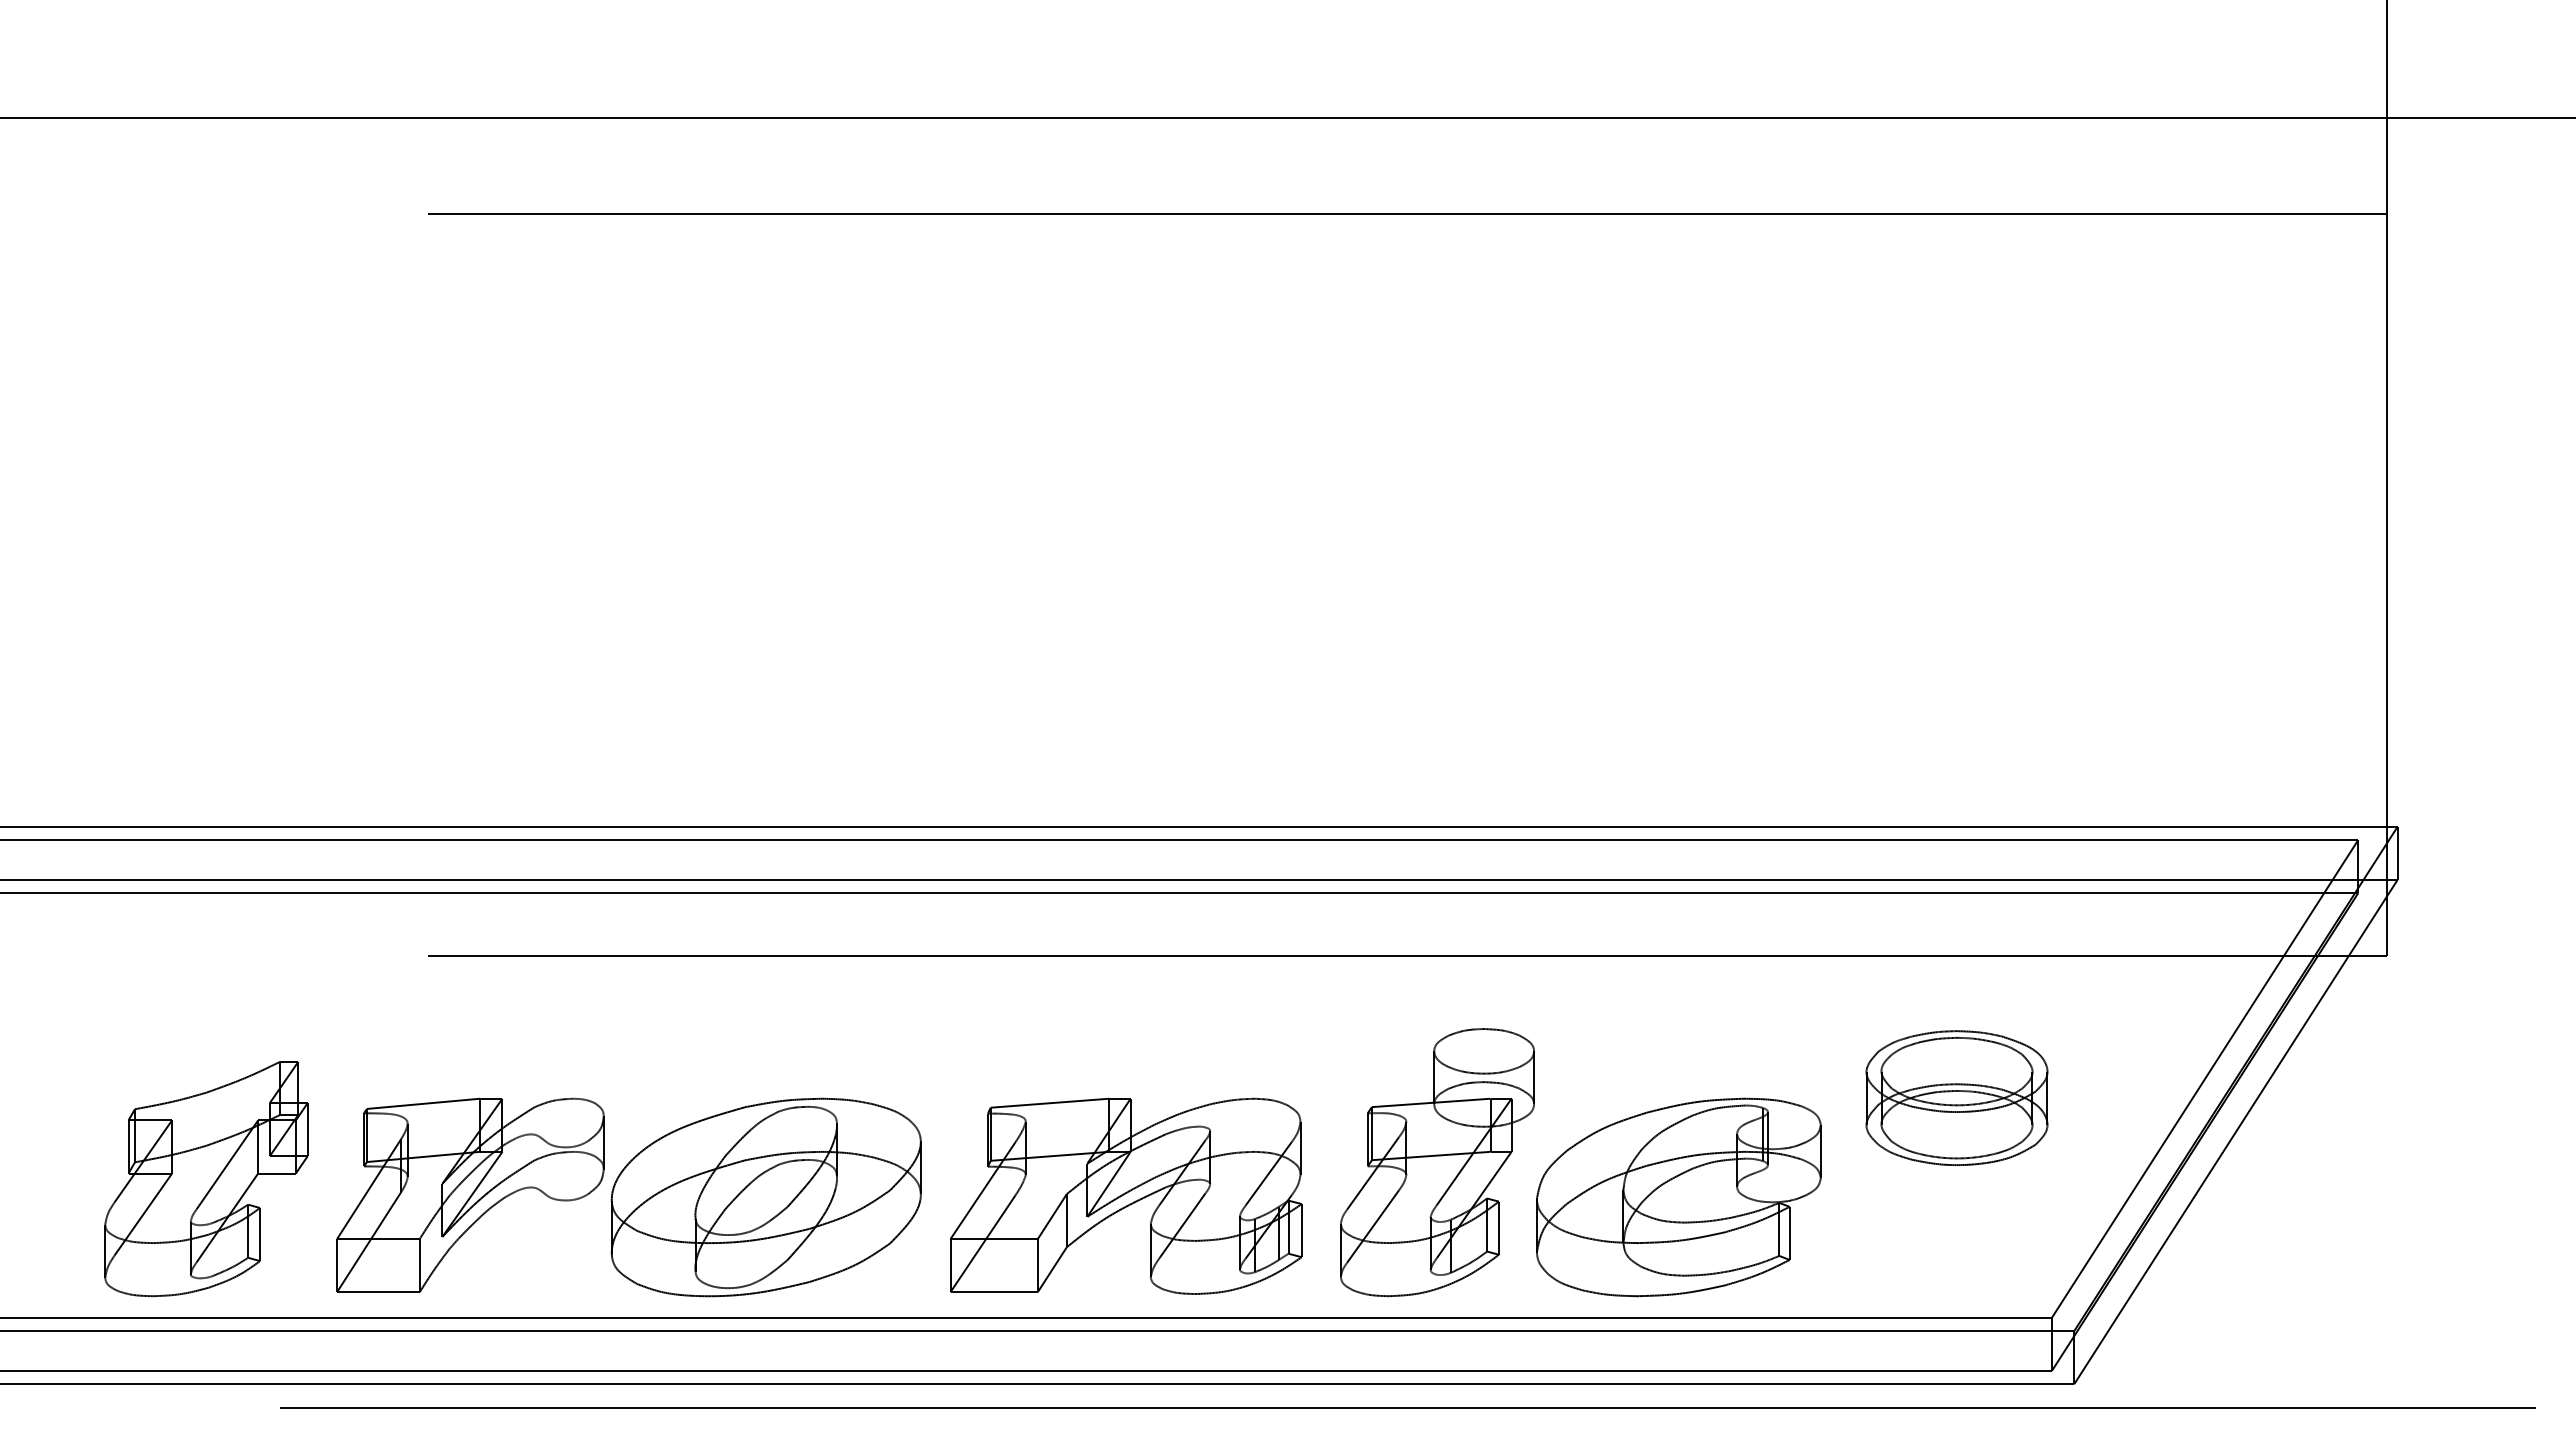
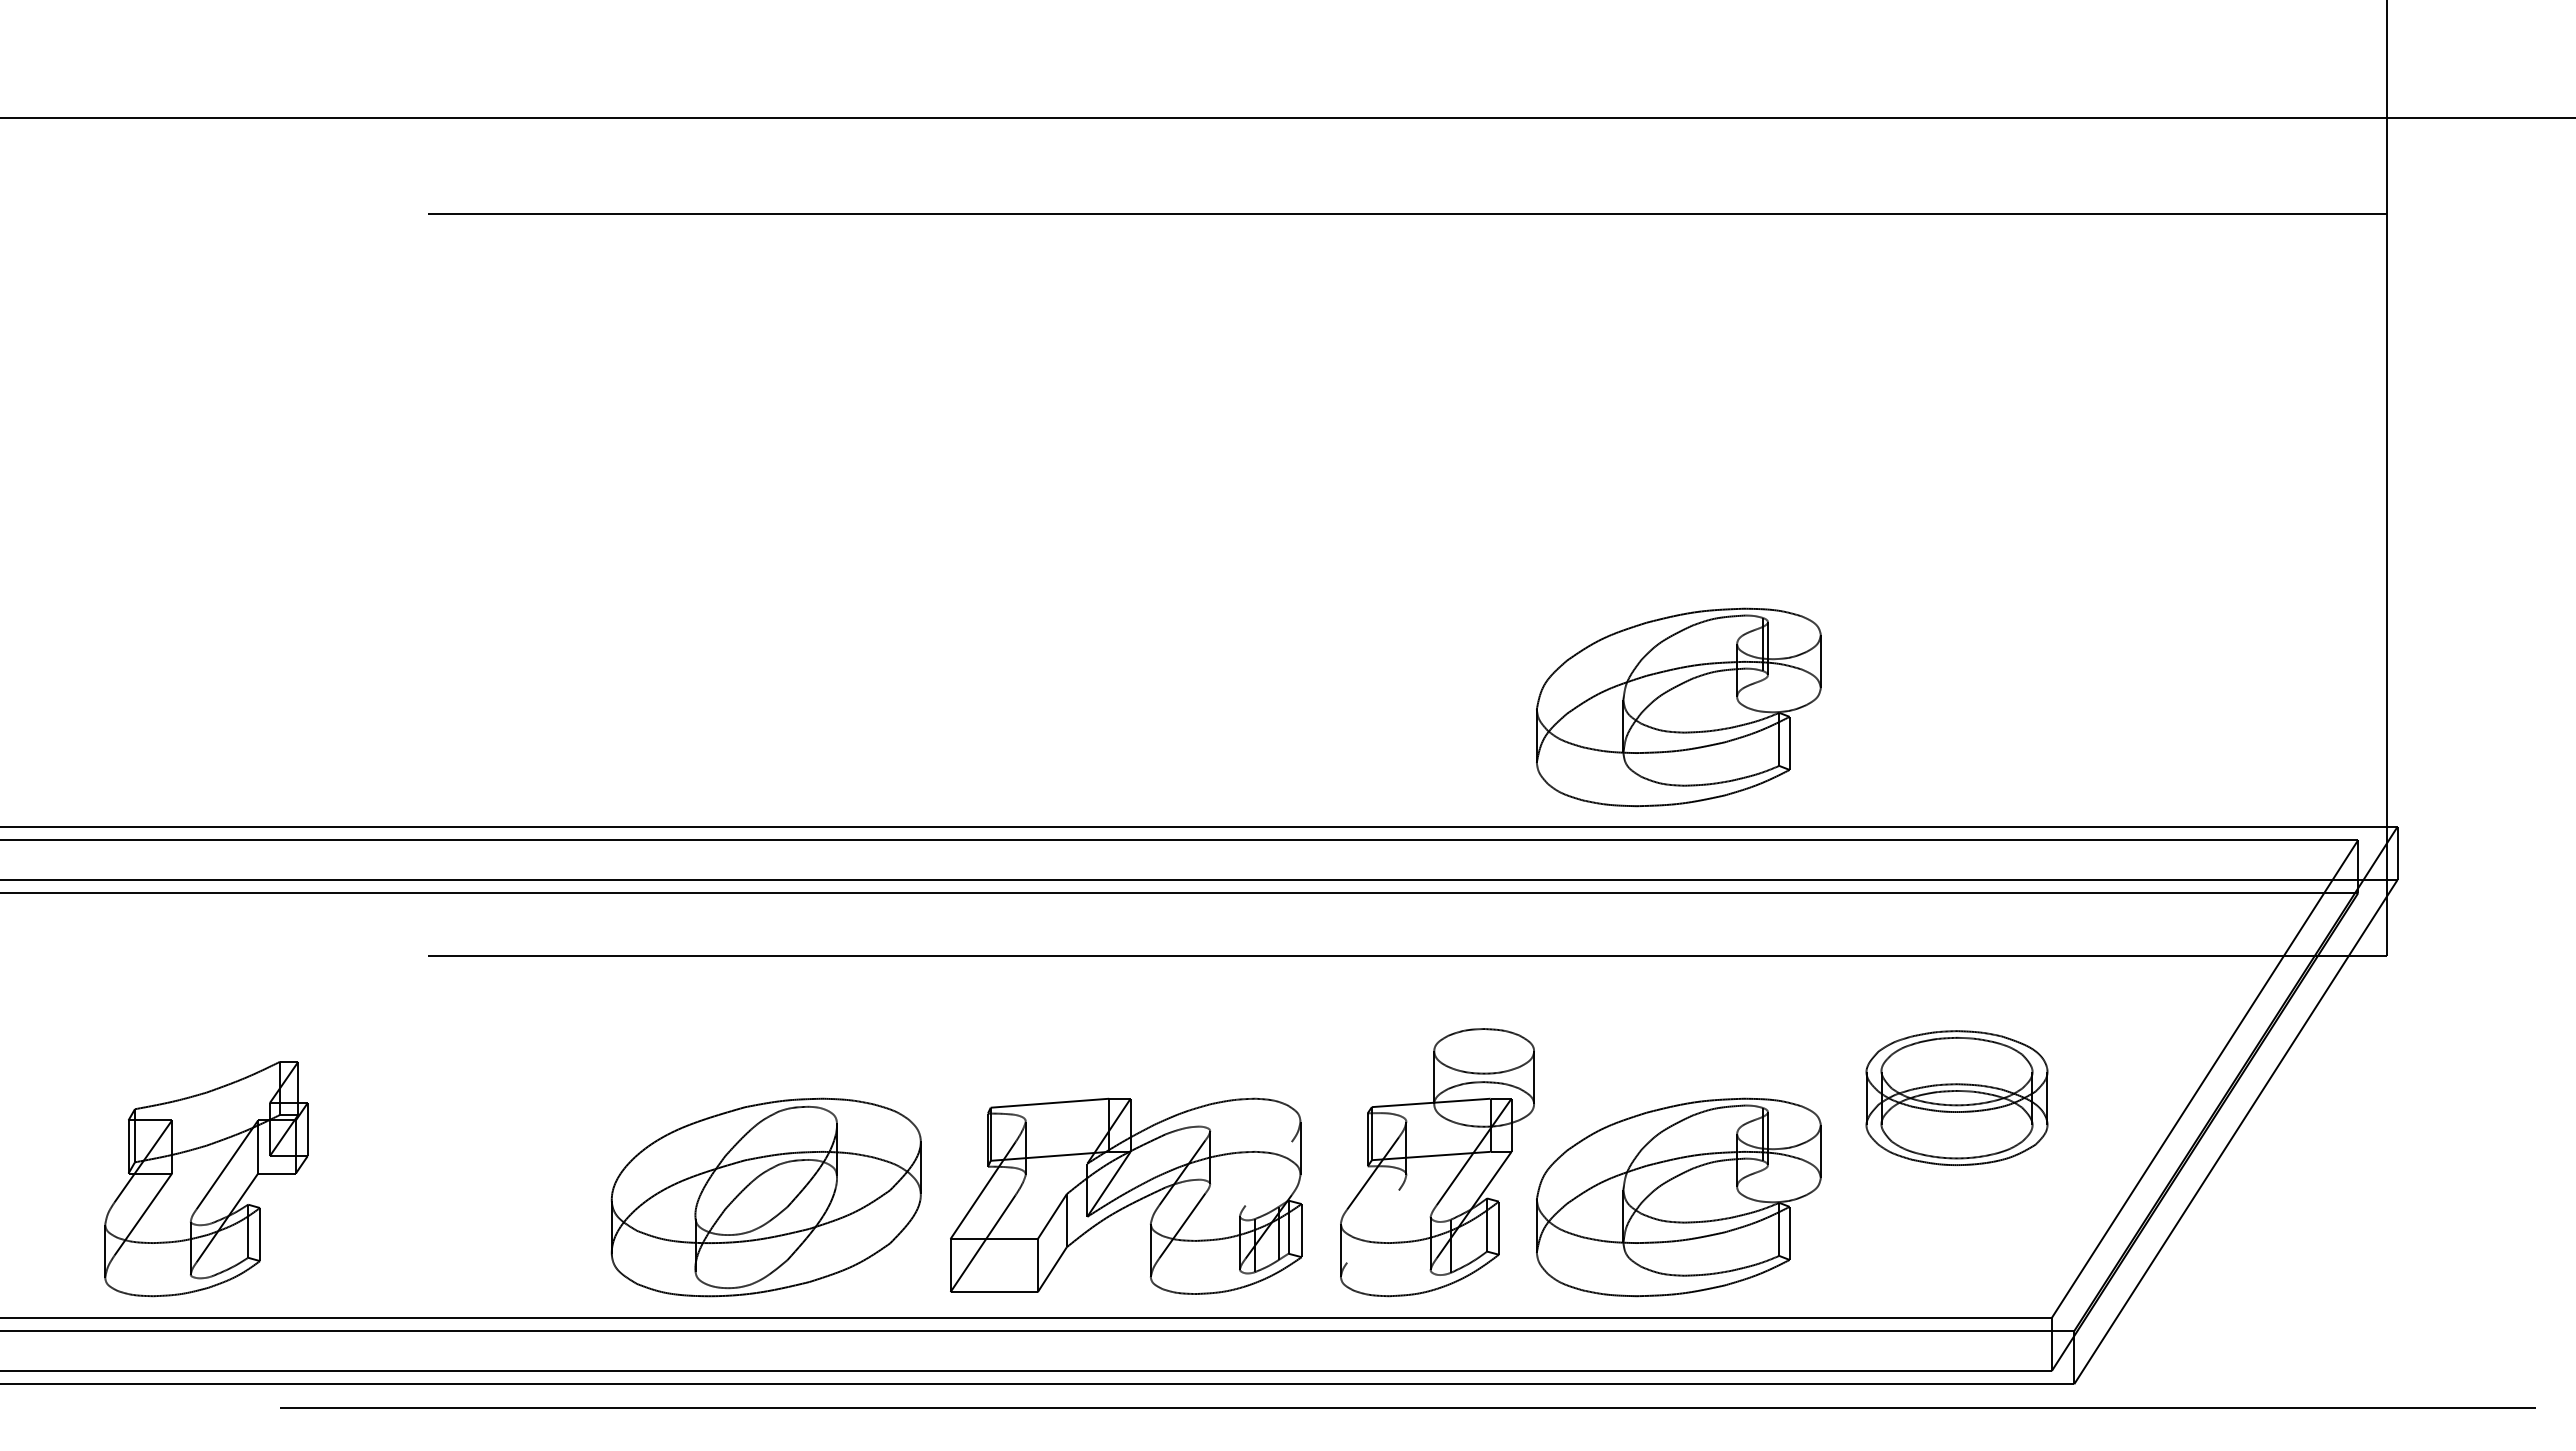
part: none -> present (1678, 707)
line: present -> none (1268, 1173)
part: present -> none (470, 1194)
line: present -> none (1372, 1226)
